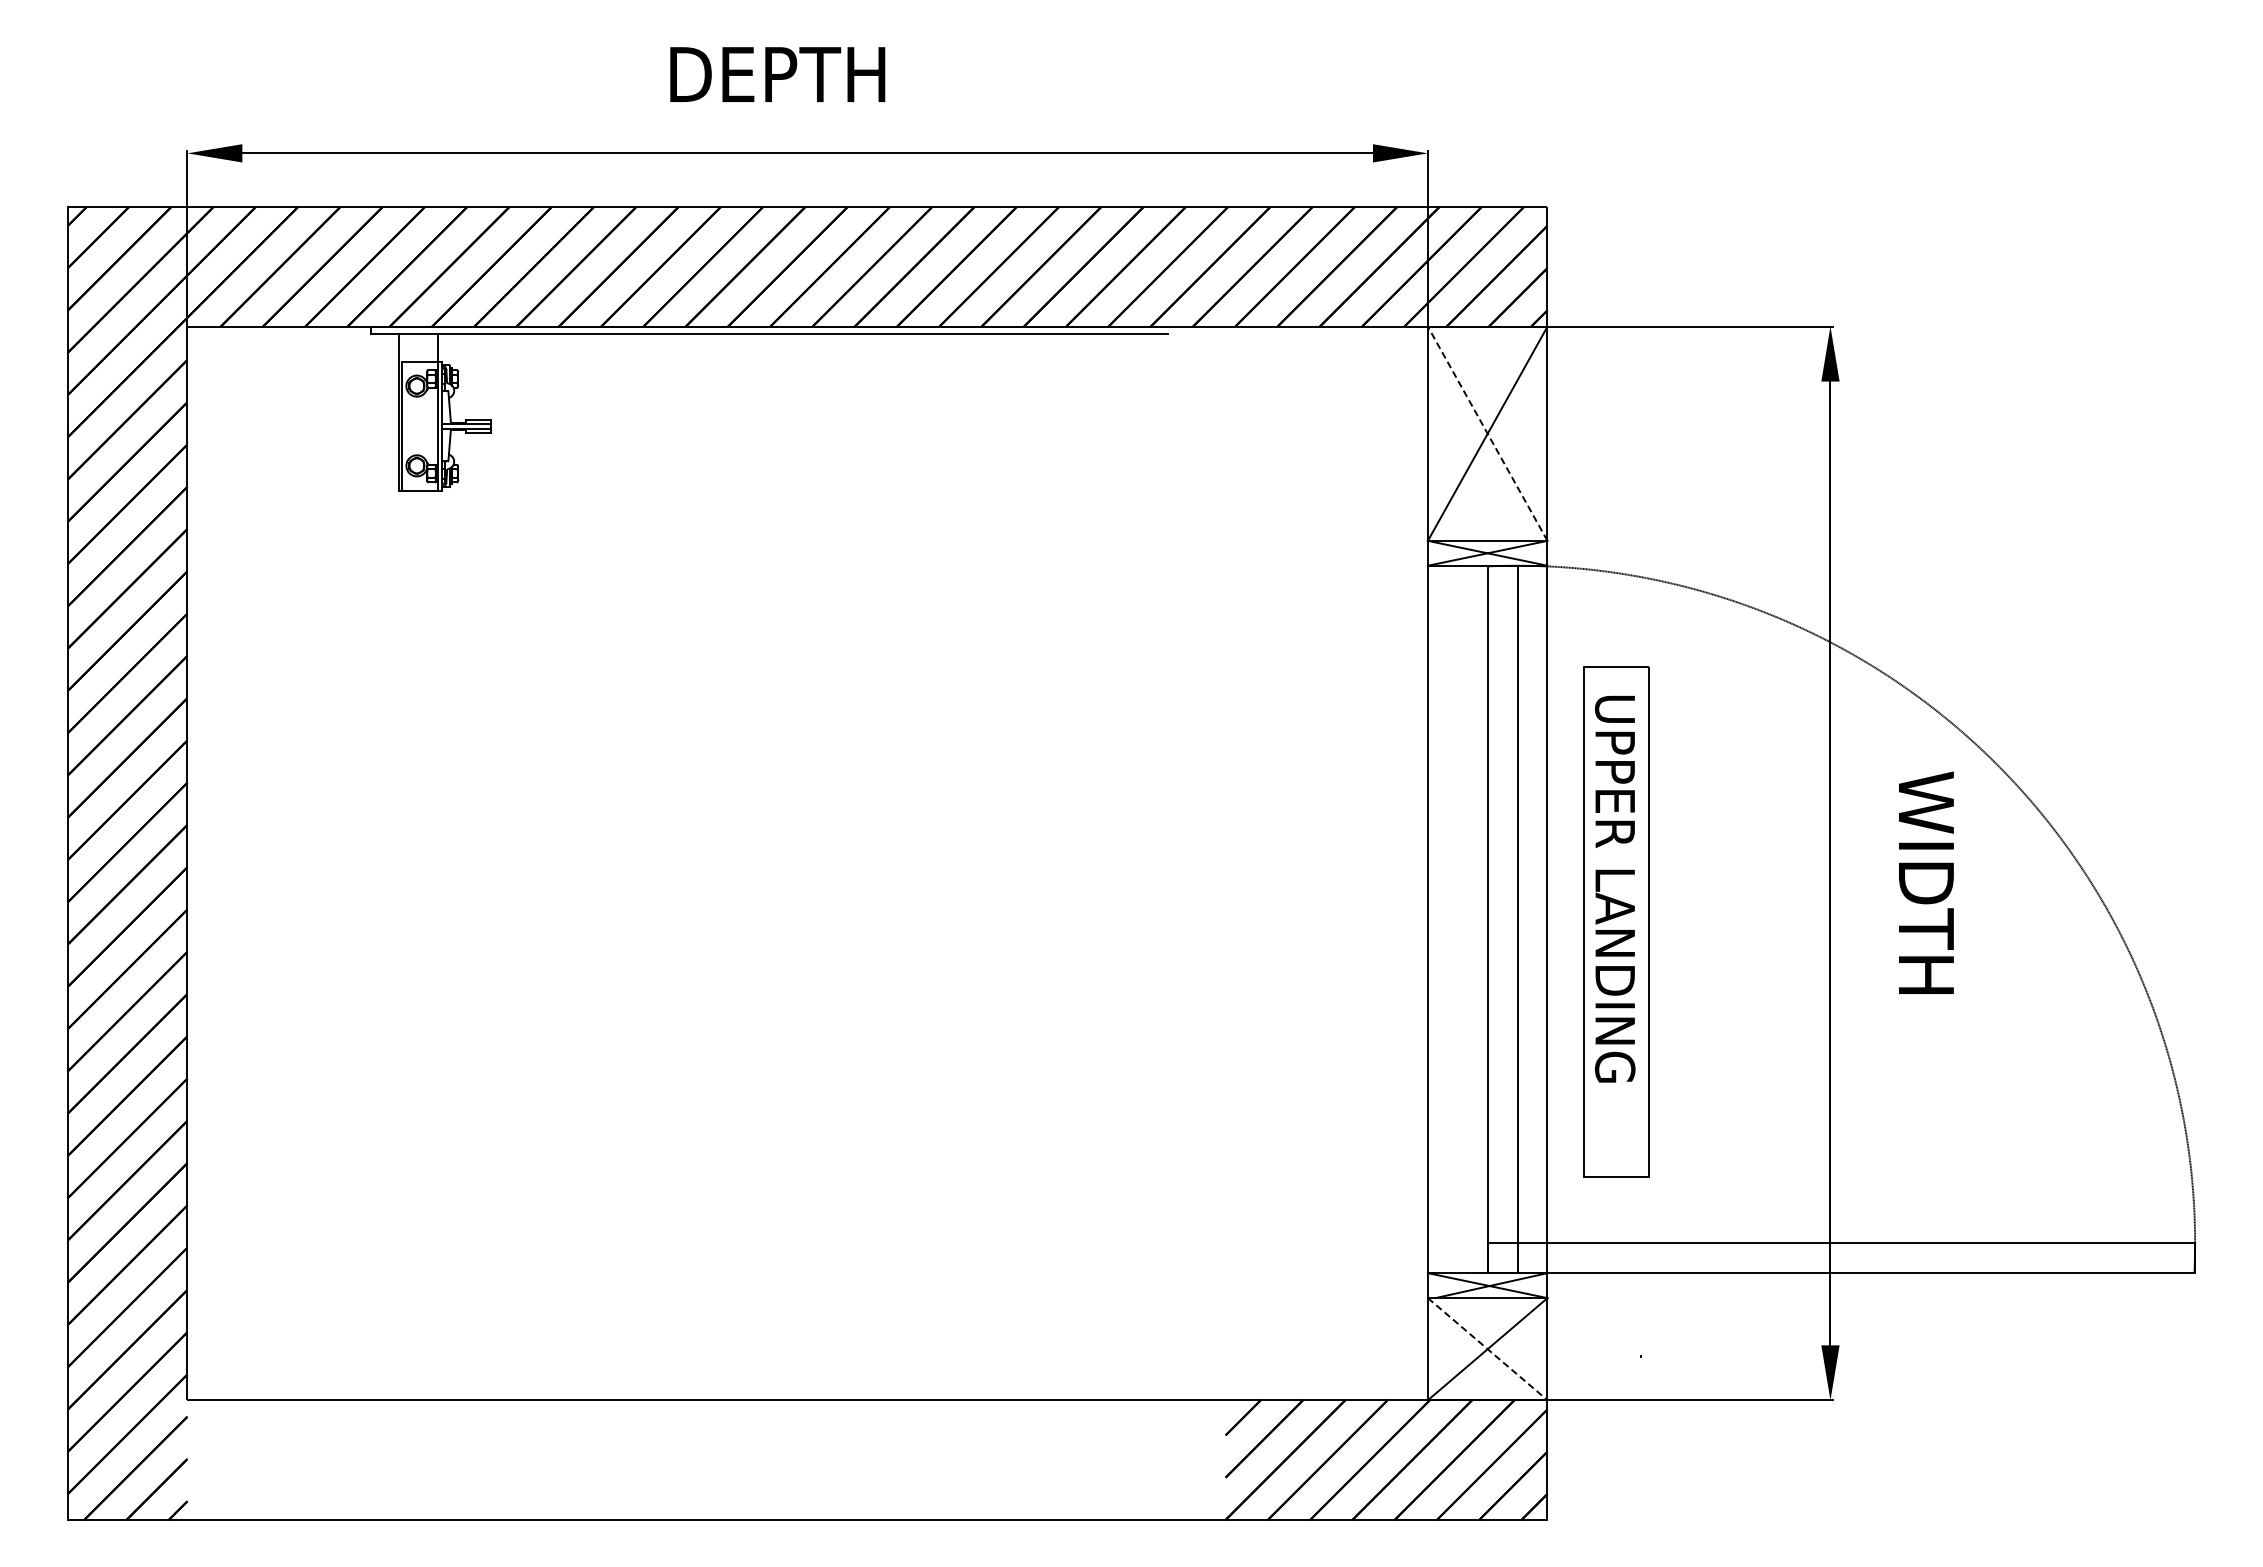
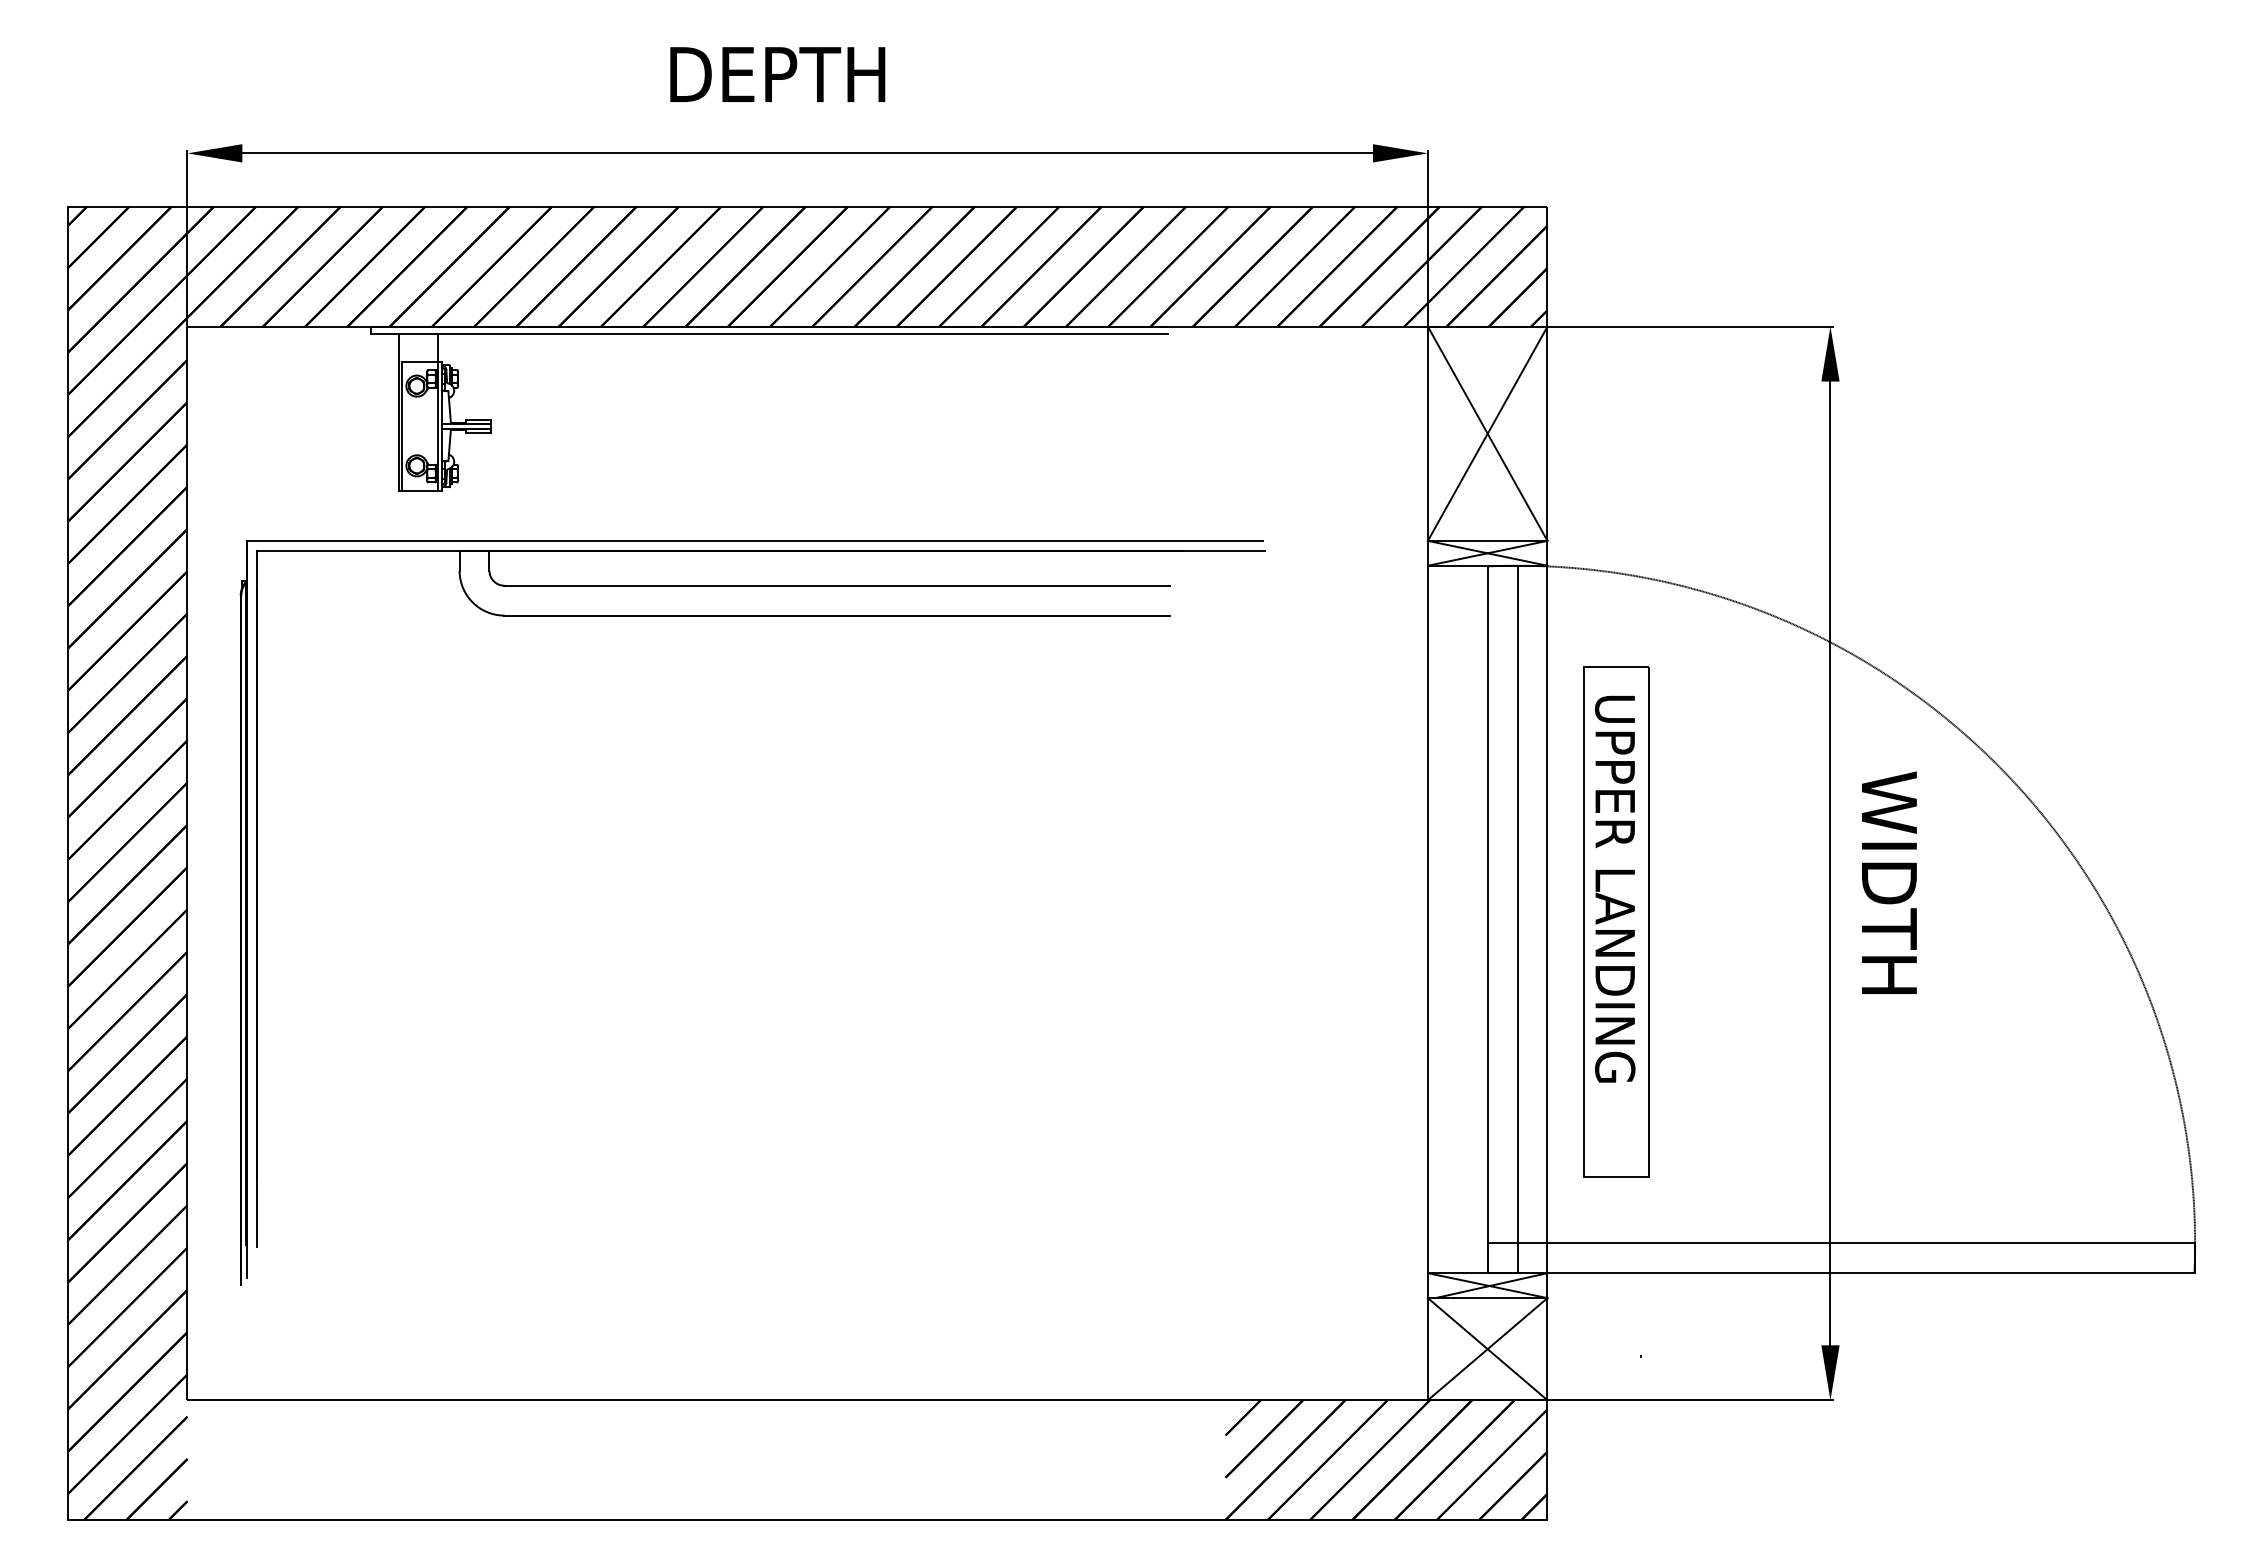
line: dashed -> solid (1487, 433)
part: none -> present (752, 616)
text position: (1926, 882) -> (1889, 882) (1889, 882)
line: dashed -> solid (1487, 1349)
